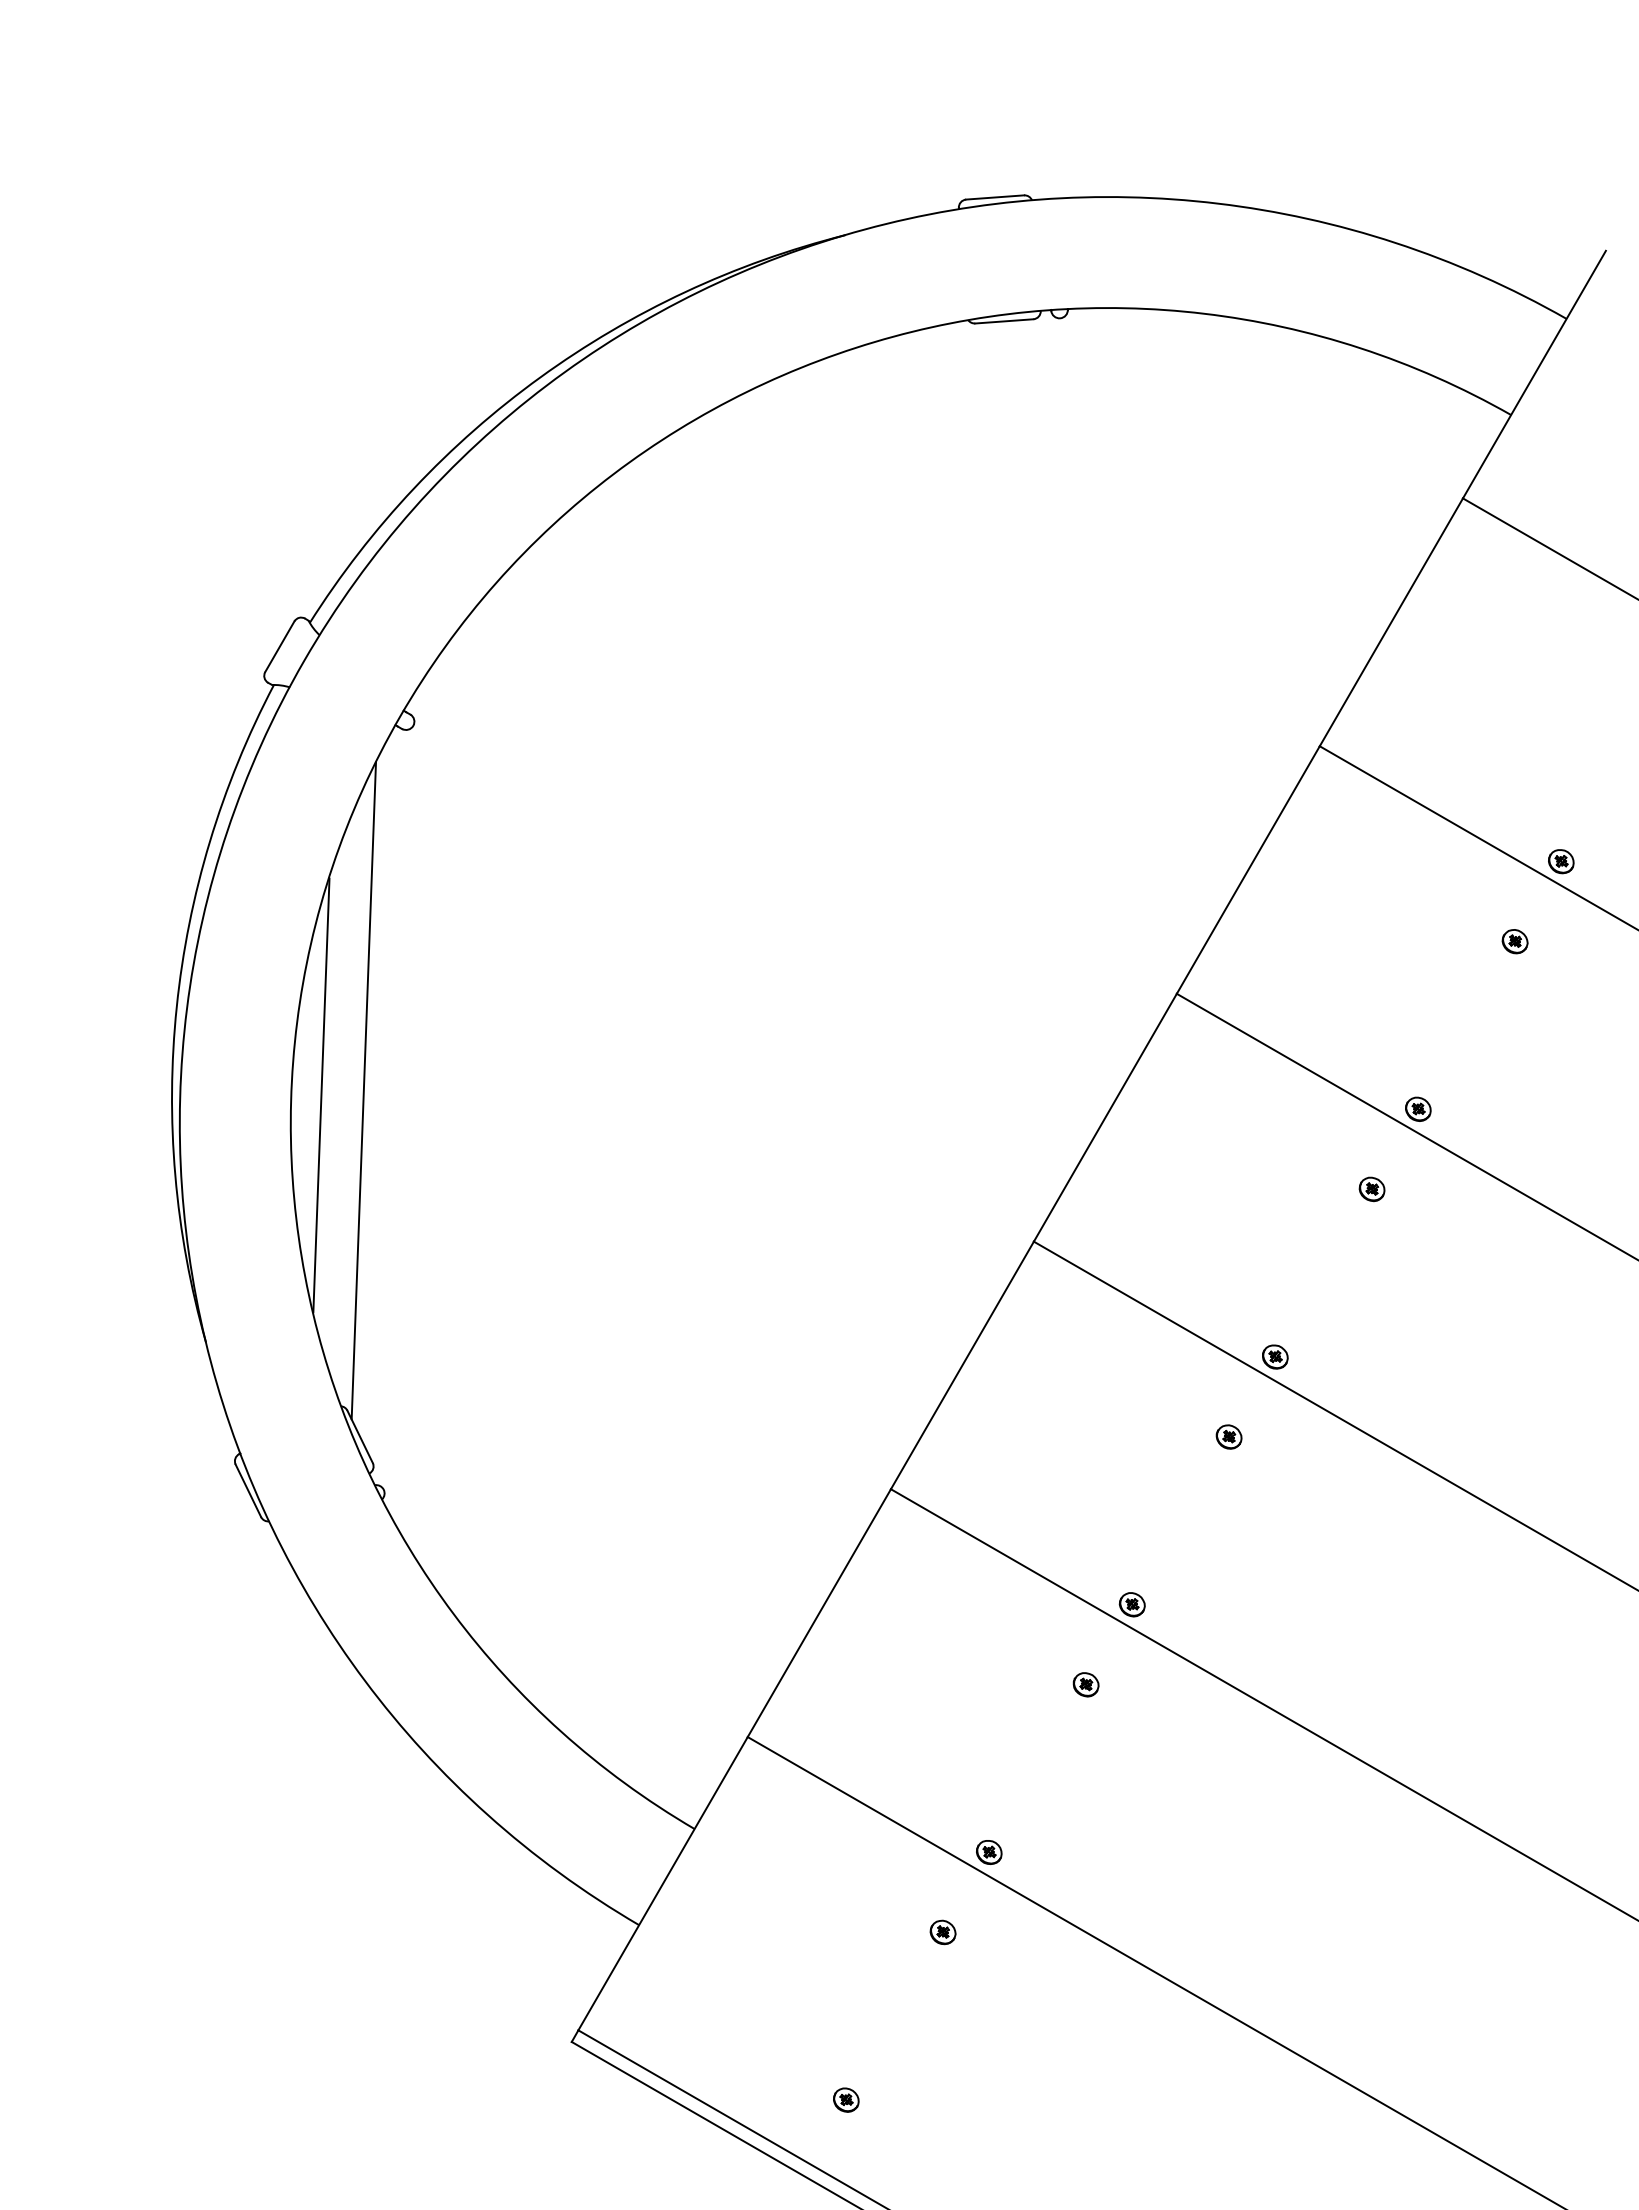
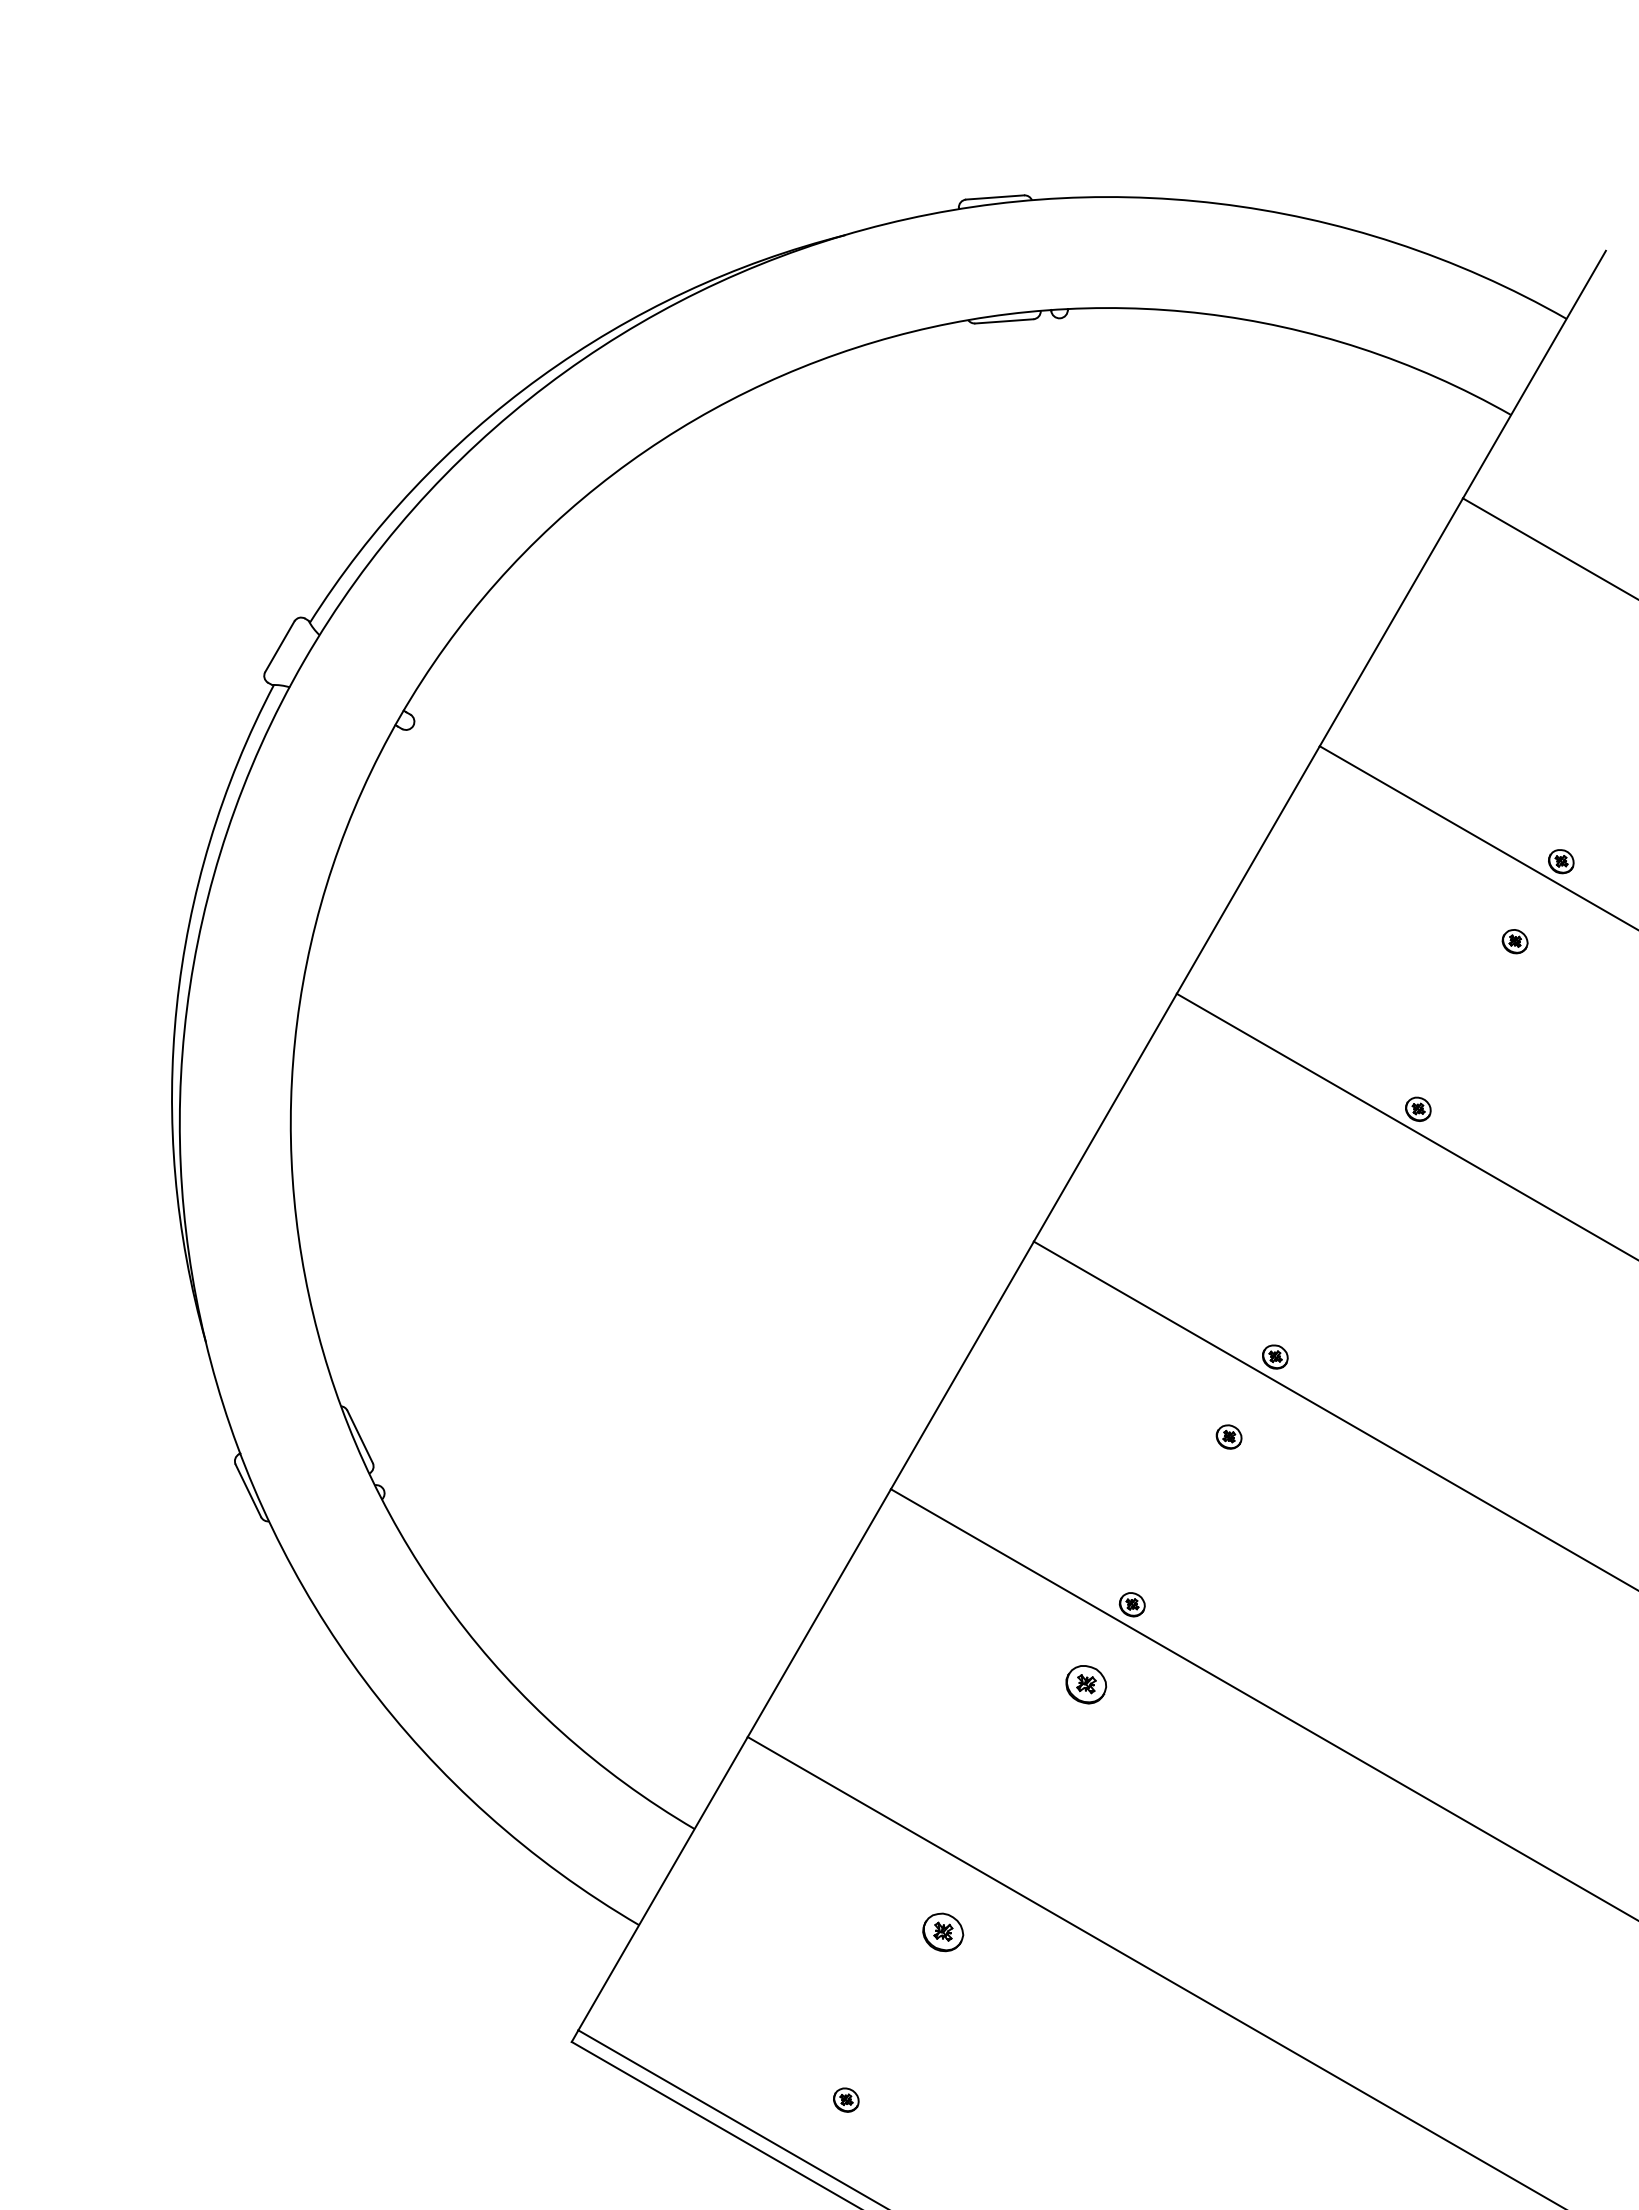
line: present -> none (363, 1090)
line: present -> none (321, 1095)
part: present -> none (1371, 1189)
part size: 28x26 px -> 43x40 px (1086, 1684)
part: present -> none (989, 1852)
part size: 28x27 px -> 43x41 px (943, 1932)
